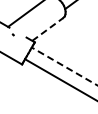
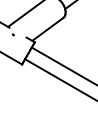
line: dashed -> solid (48, 29)
line: dashed -> solid (64, 66)
